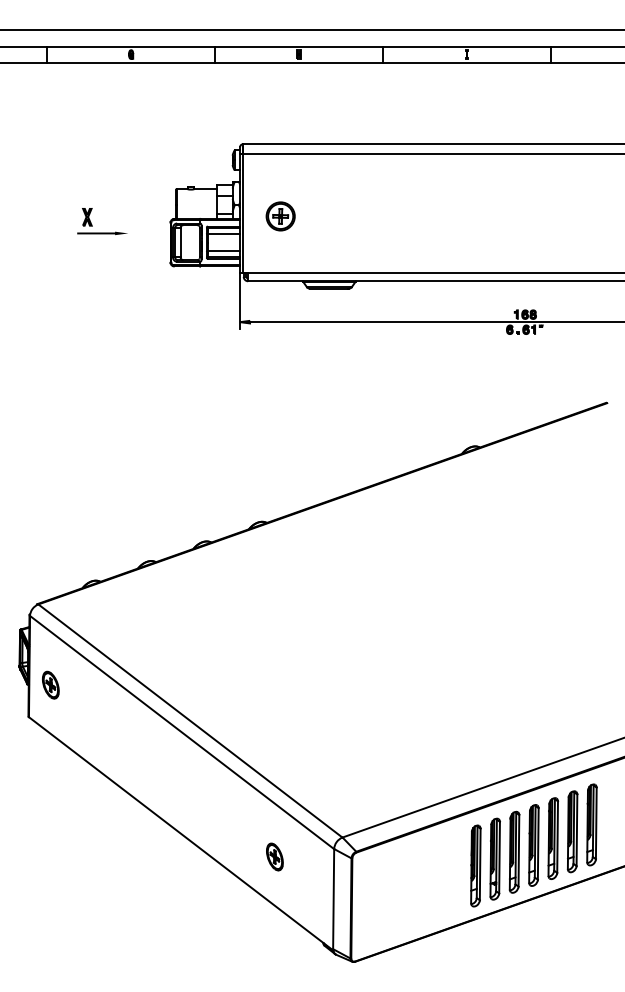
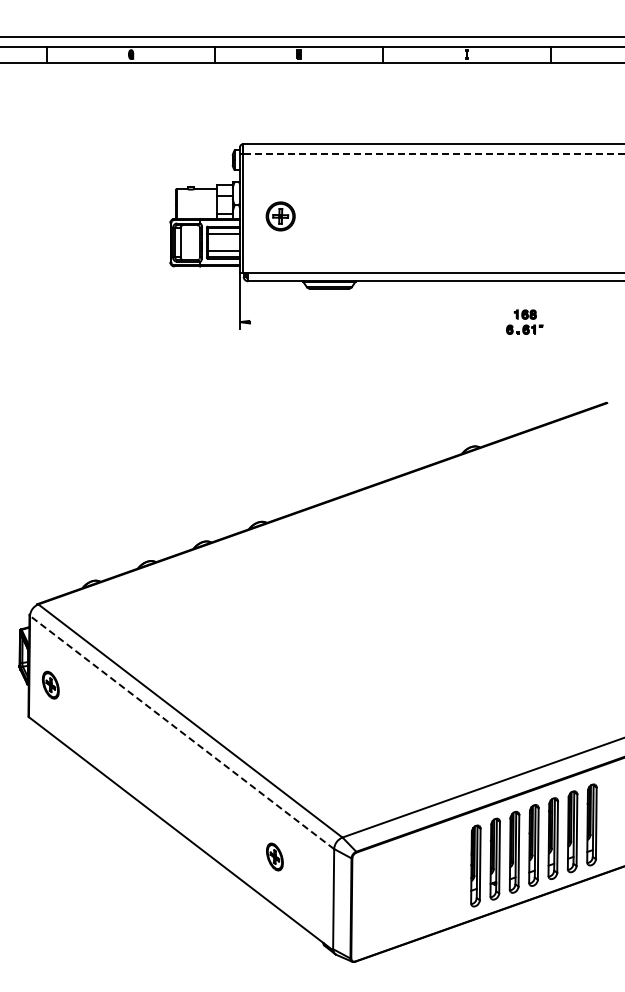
line position: (311, 29) -> (311, 36) (311, 36)
line: solid -> dashed (433, 154)
part: present -> none (92, 224)
line: present -> none (435, 322)
line: solid -> dashed (182, 732)
